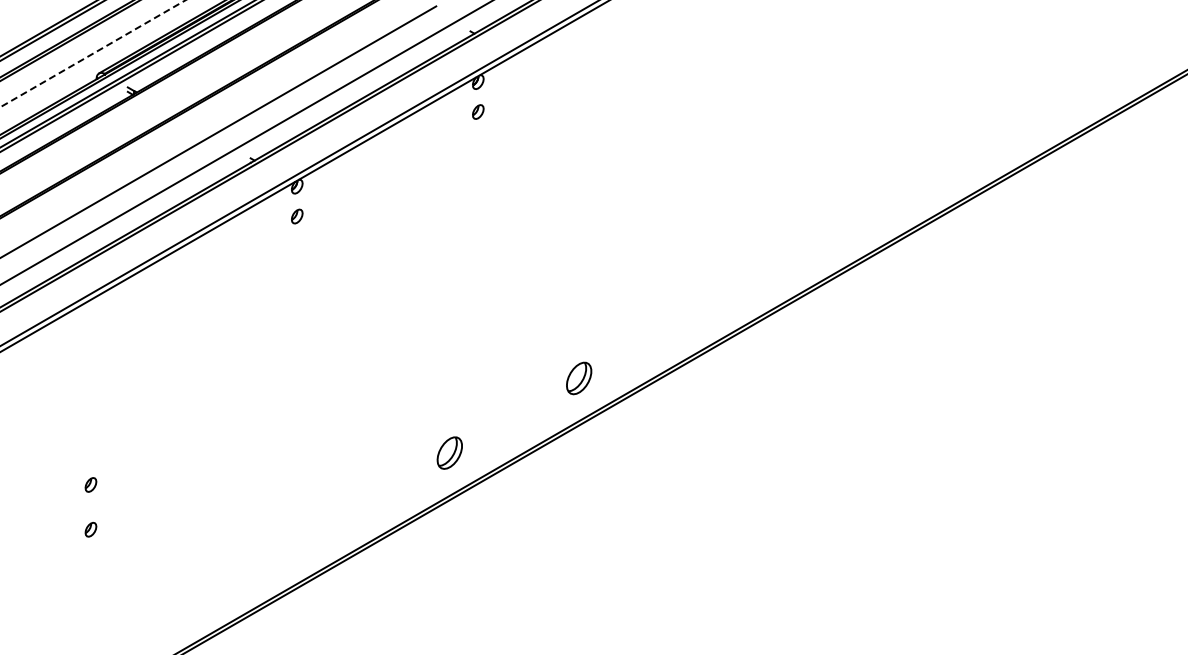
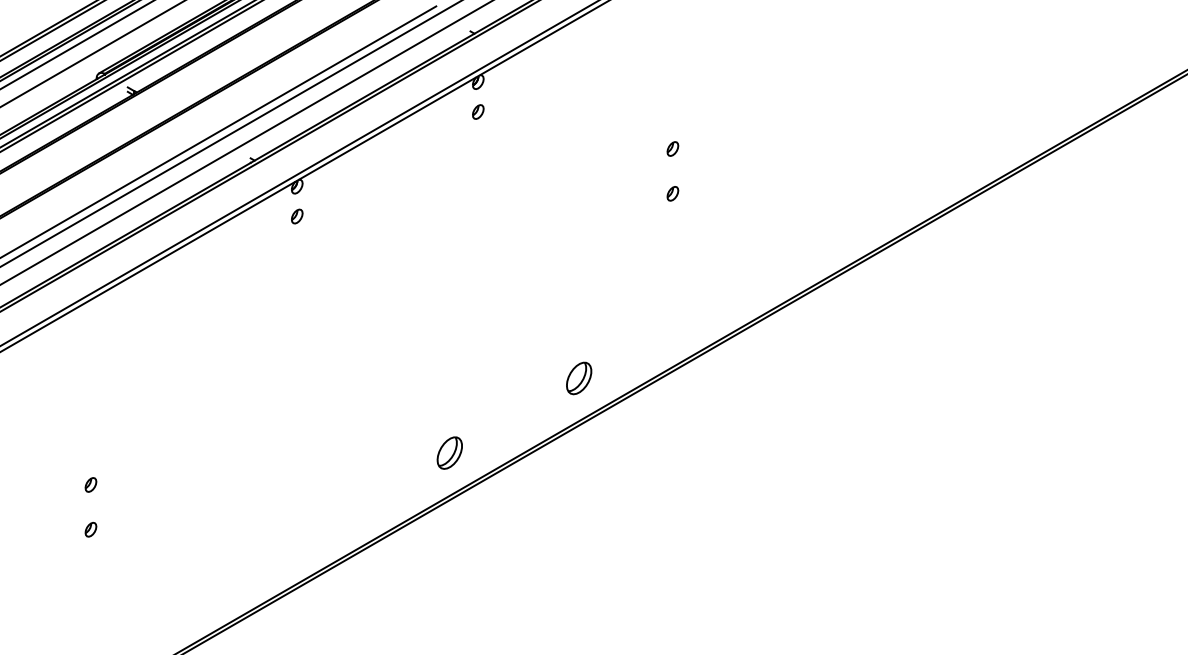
line: none -> present (76, 45)
line: dashed -> solid (93, 53)
line: none -> present (230, 133)
part: none -> present (672, 148)
part: none -> present (672, 193)
